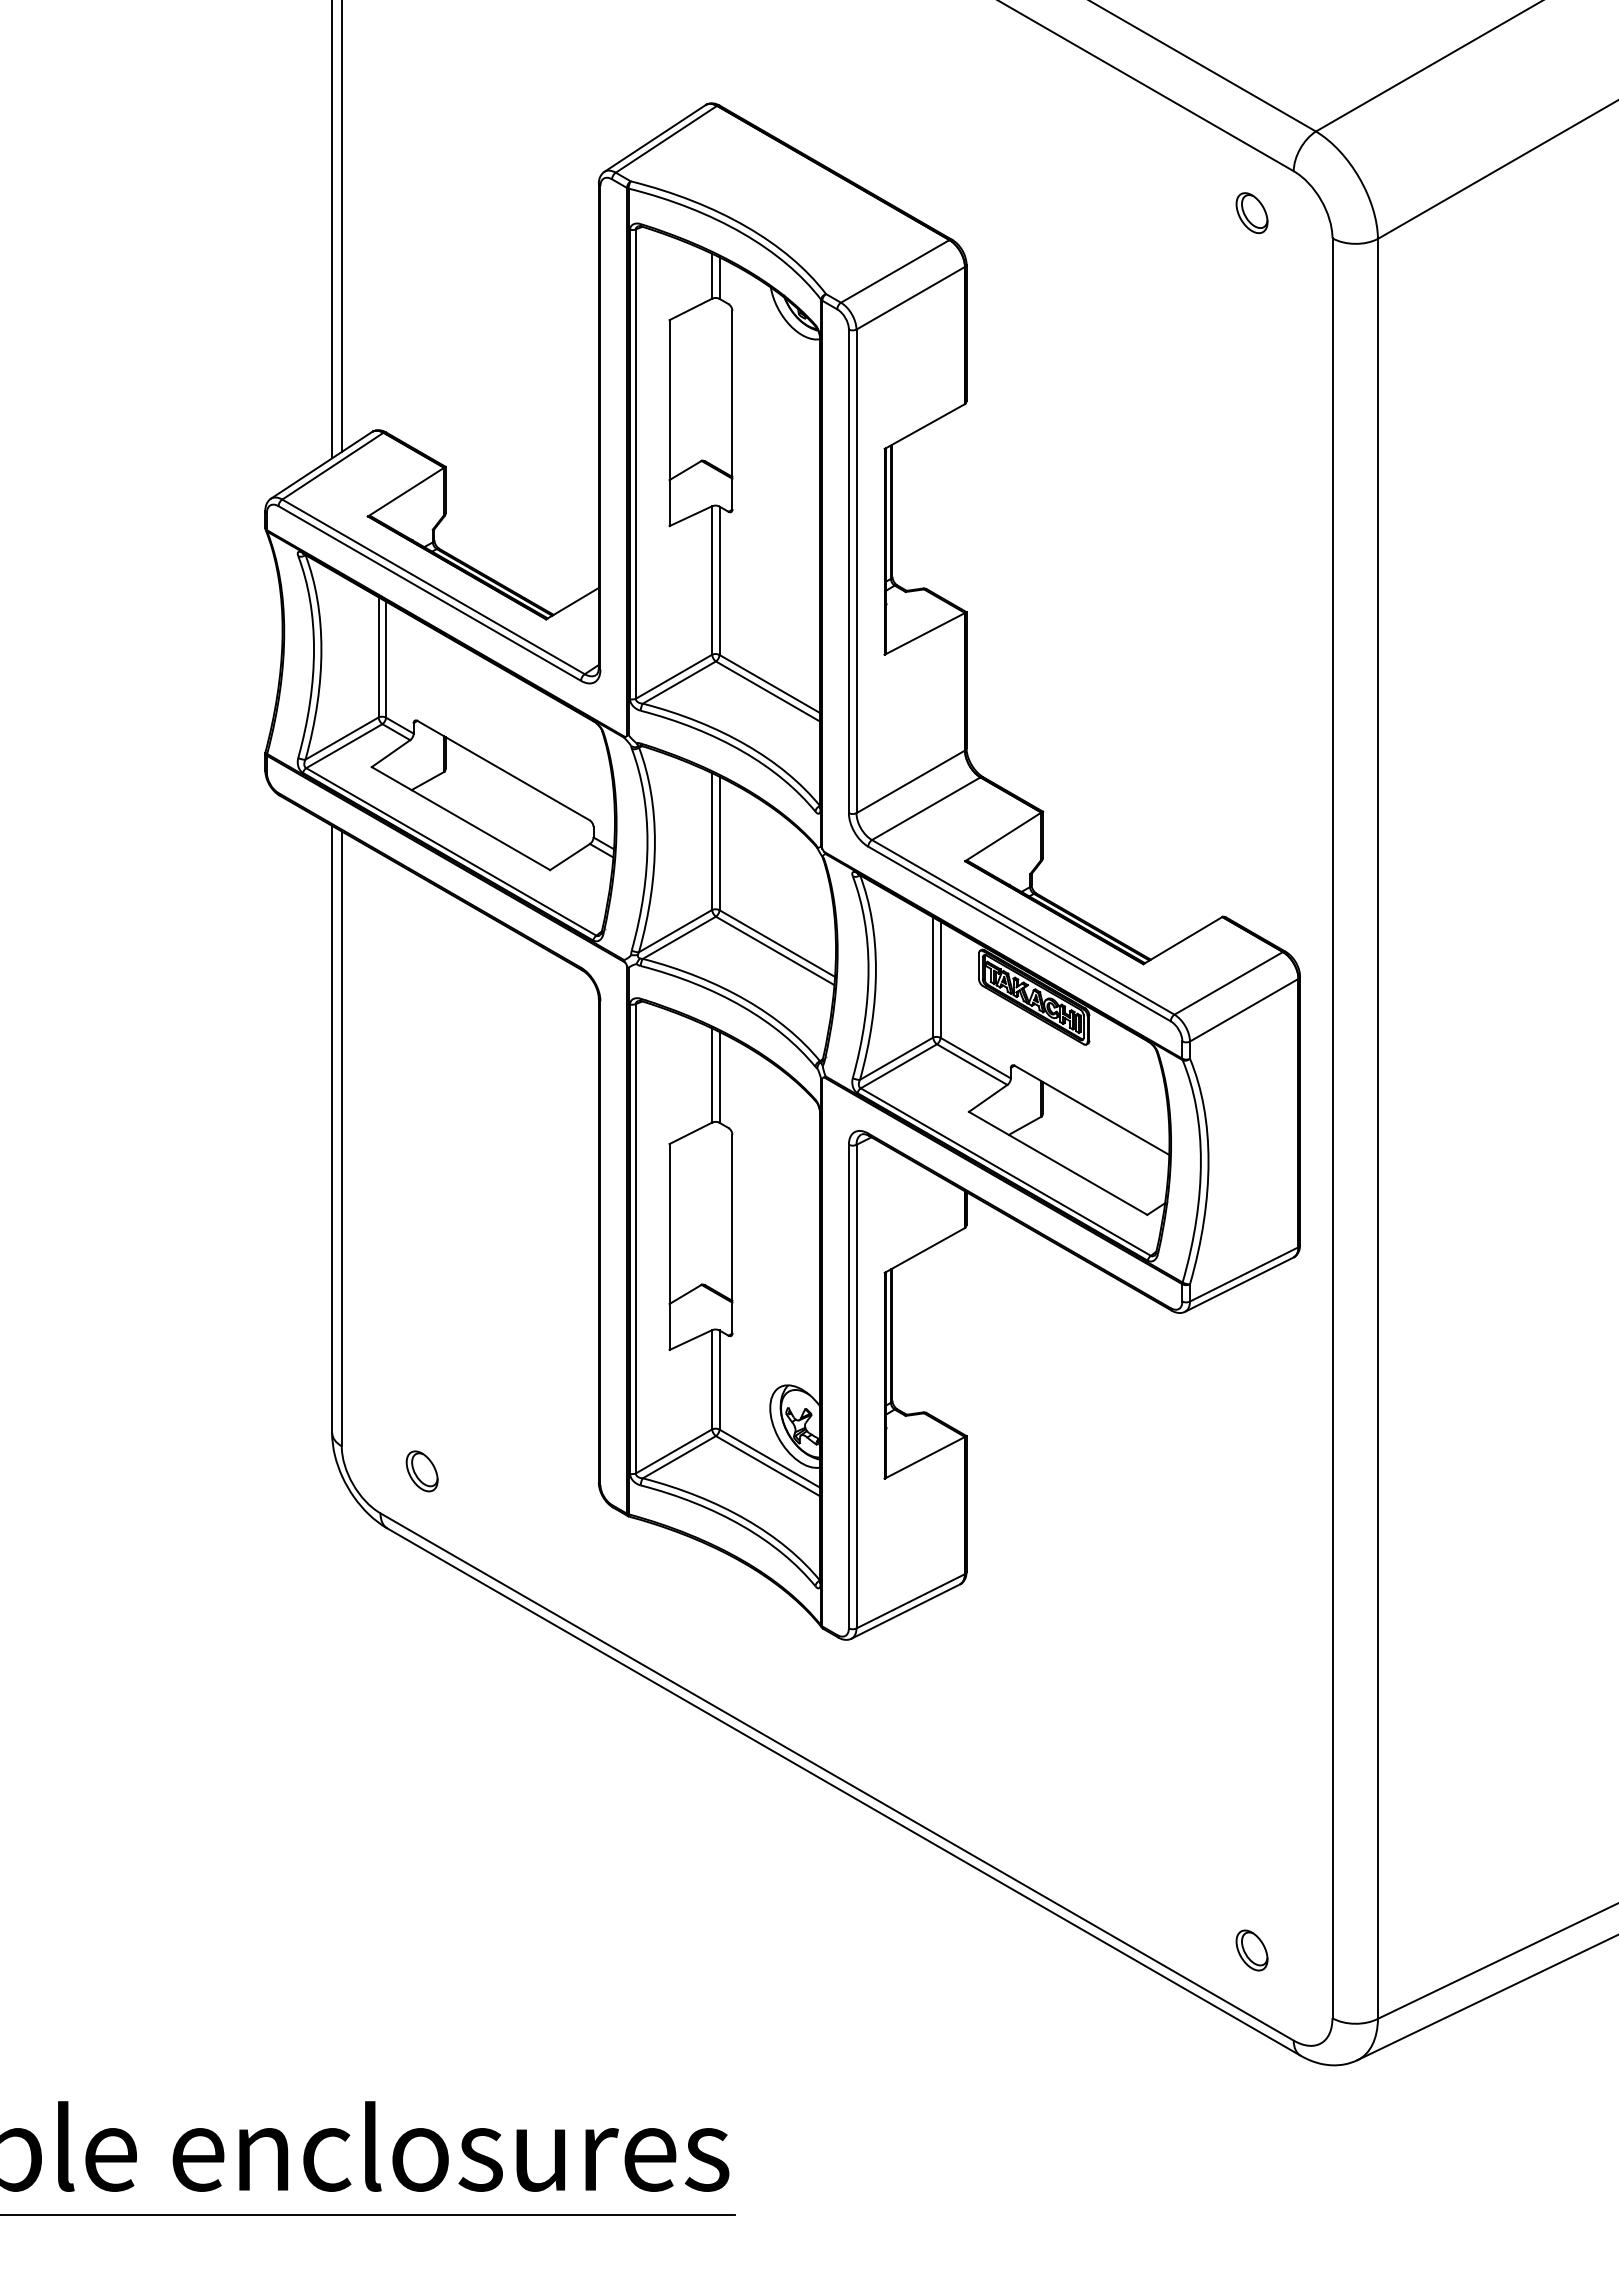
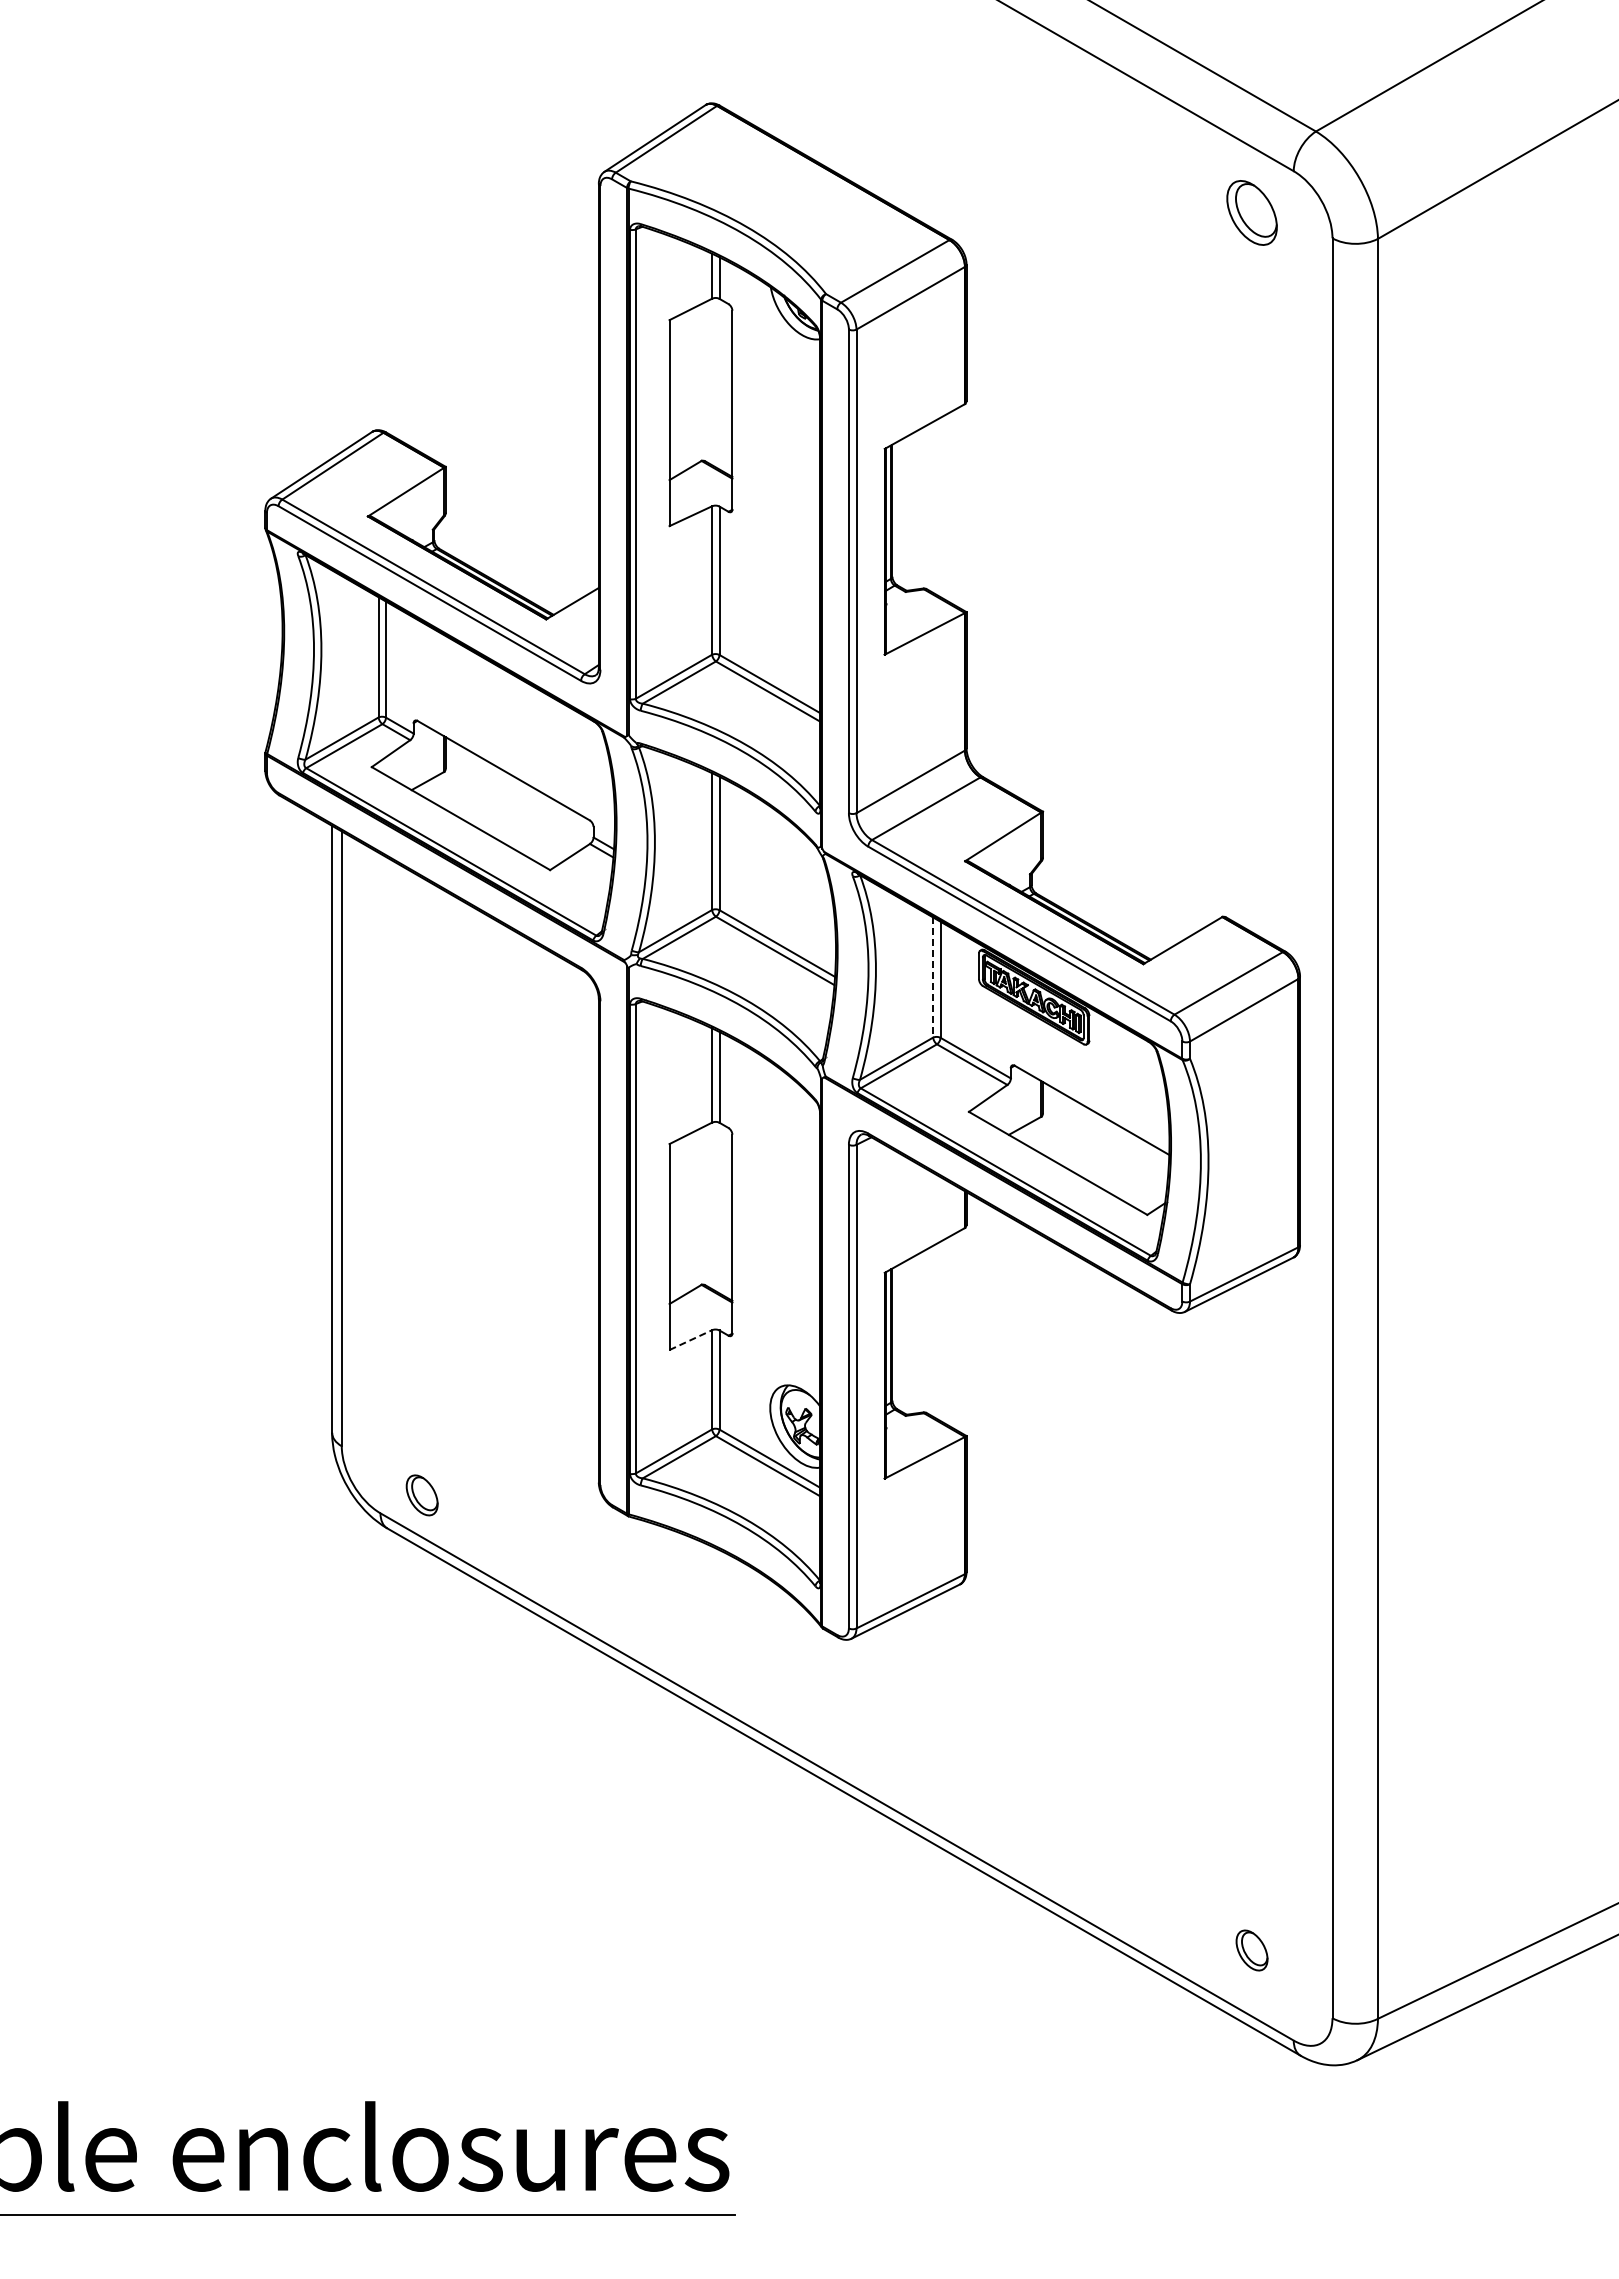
part size: 34x43 px -> 52x66 px (1251, 212)
line: present -> none (341, 227)
line: present -> none (332, 230)
line: solid -> dashed (933, 978)
line: solid -> dashed (691, 1339)
part position: (421, 1471) -> (421, 1495) (421, 1495)
